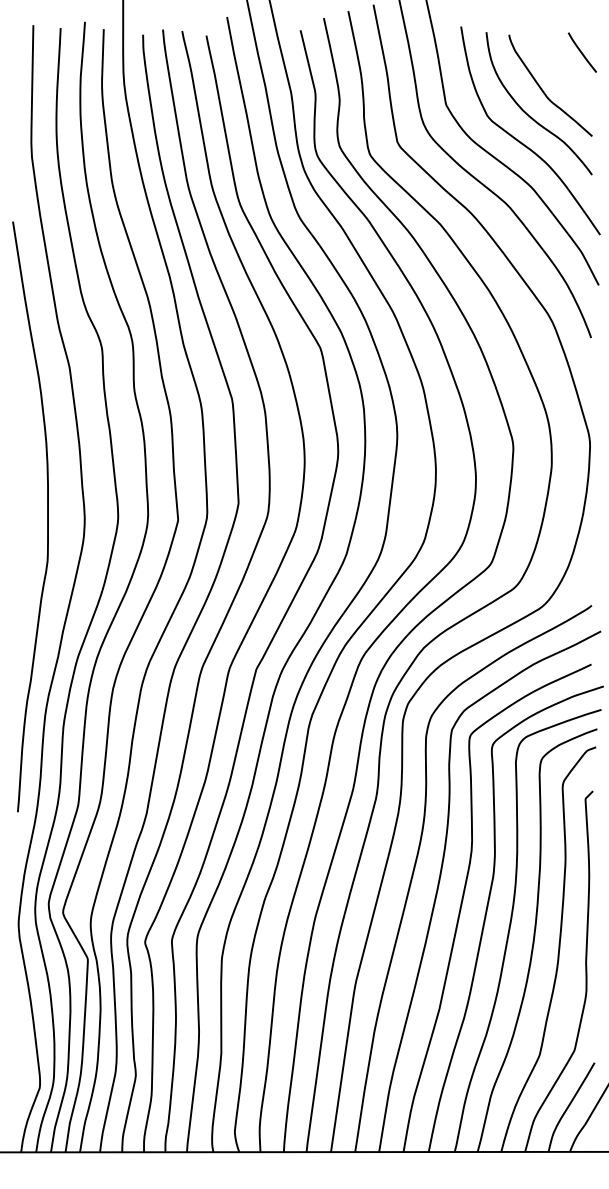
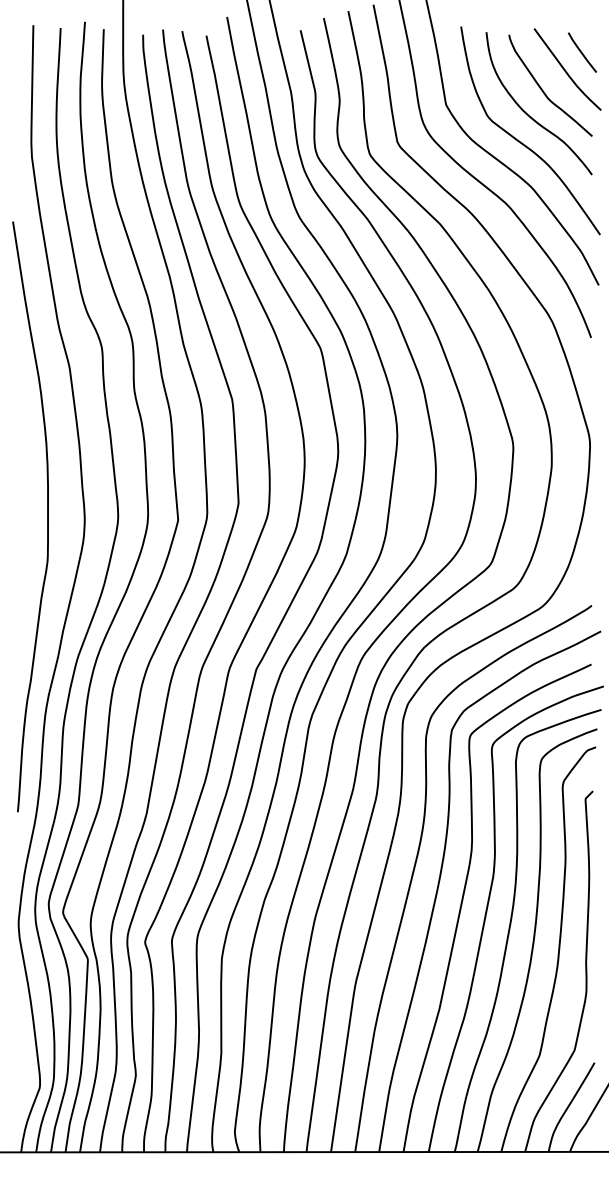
curve: none -> present (566, 70)
